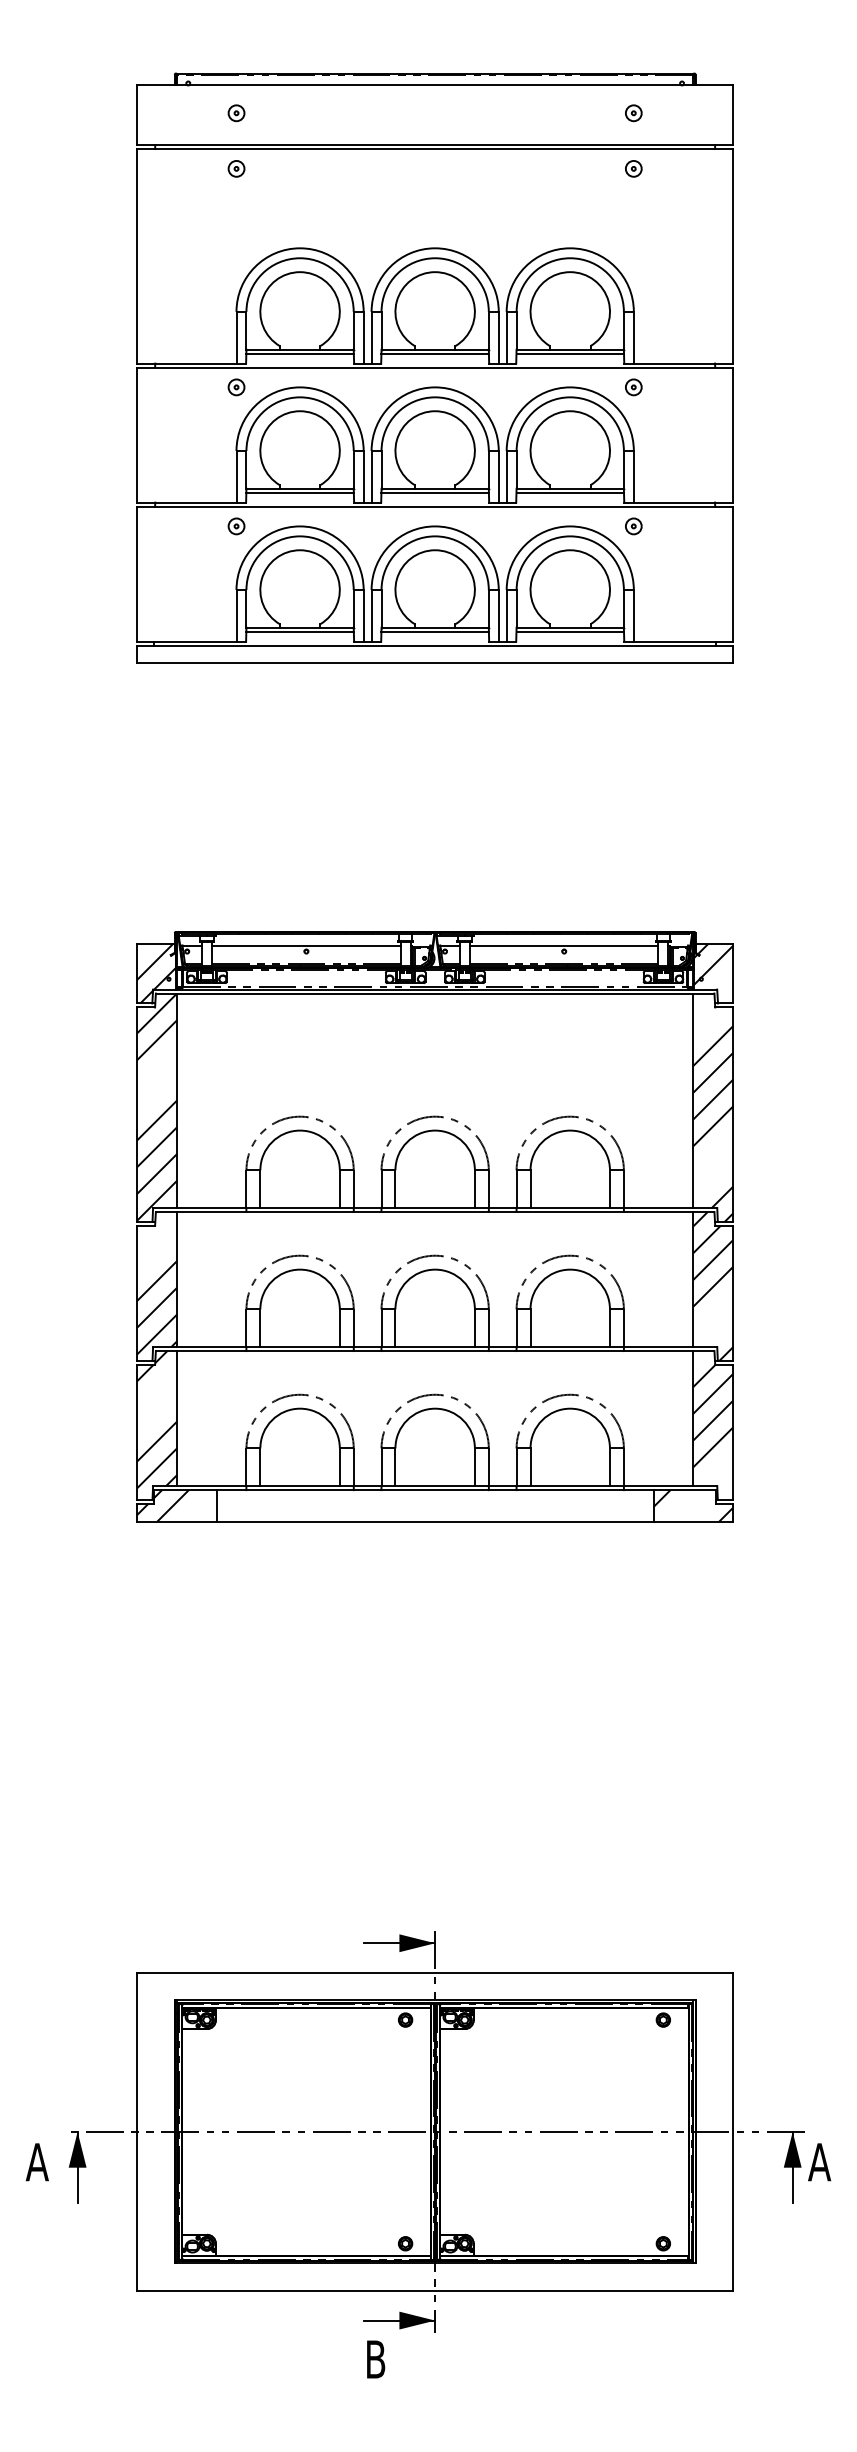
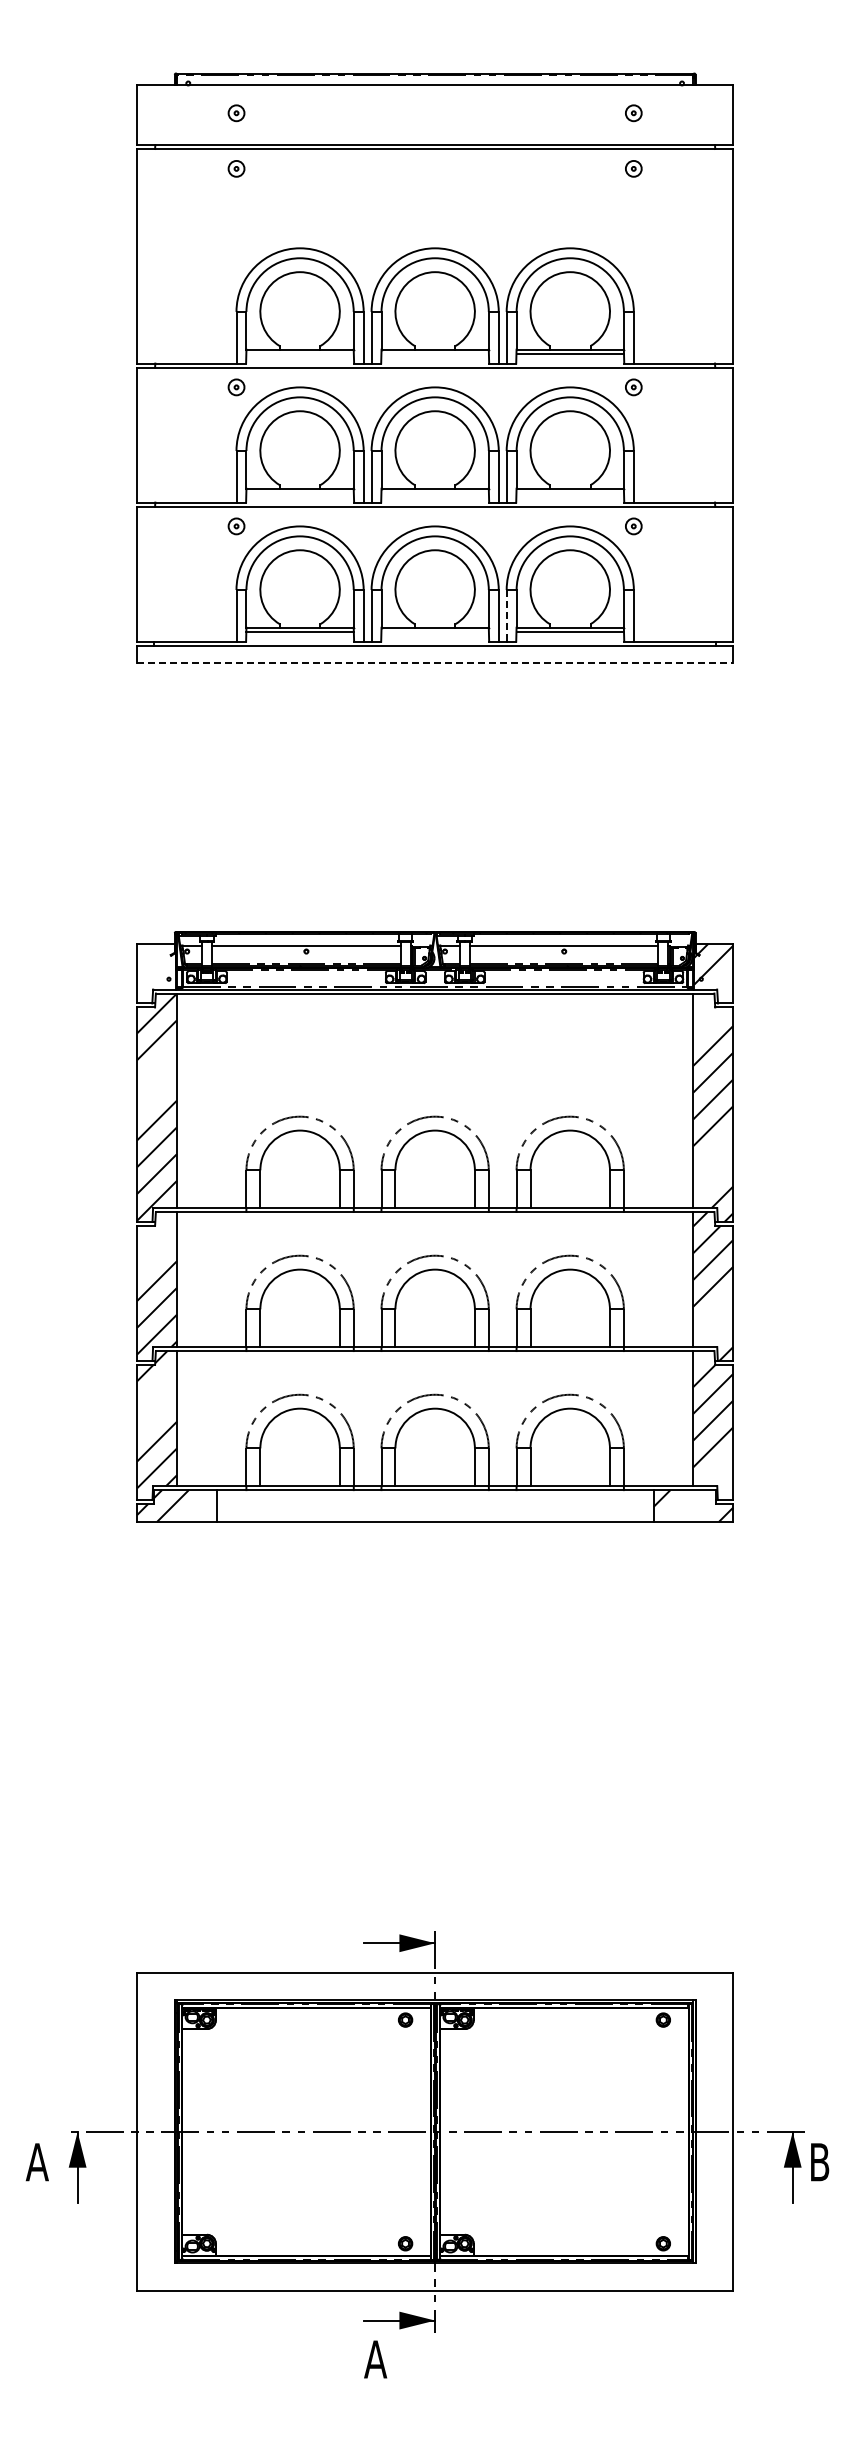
line: present -> none (299, 353)
line: present -> none (434, 353)
line: present -> none (299, 492)
line: present -> none (434, 492)
line: present -> none (569, 492)
line: solid -> dashed (506, 615)
line: present -> none (434, 631)
line: solid -> dashed (435, 663)
hatch: present -> none (156, 973)
text: A -> B (819, 2162)
text: B -> A (375, 2359)
